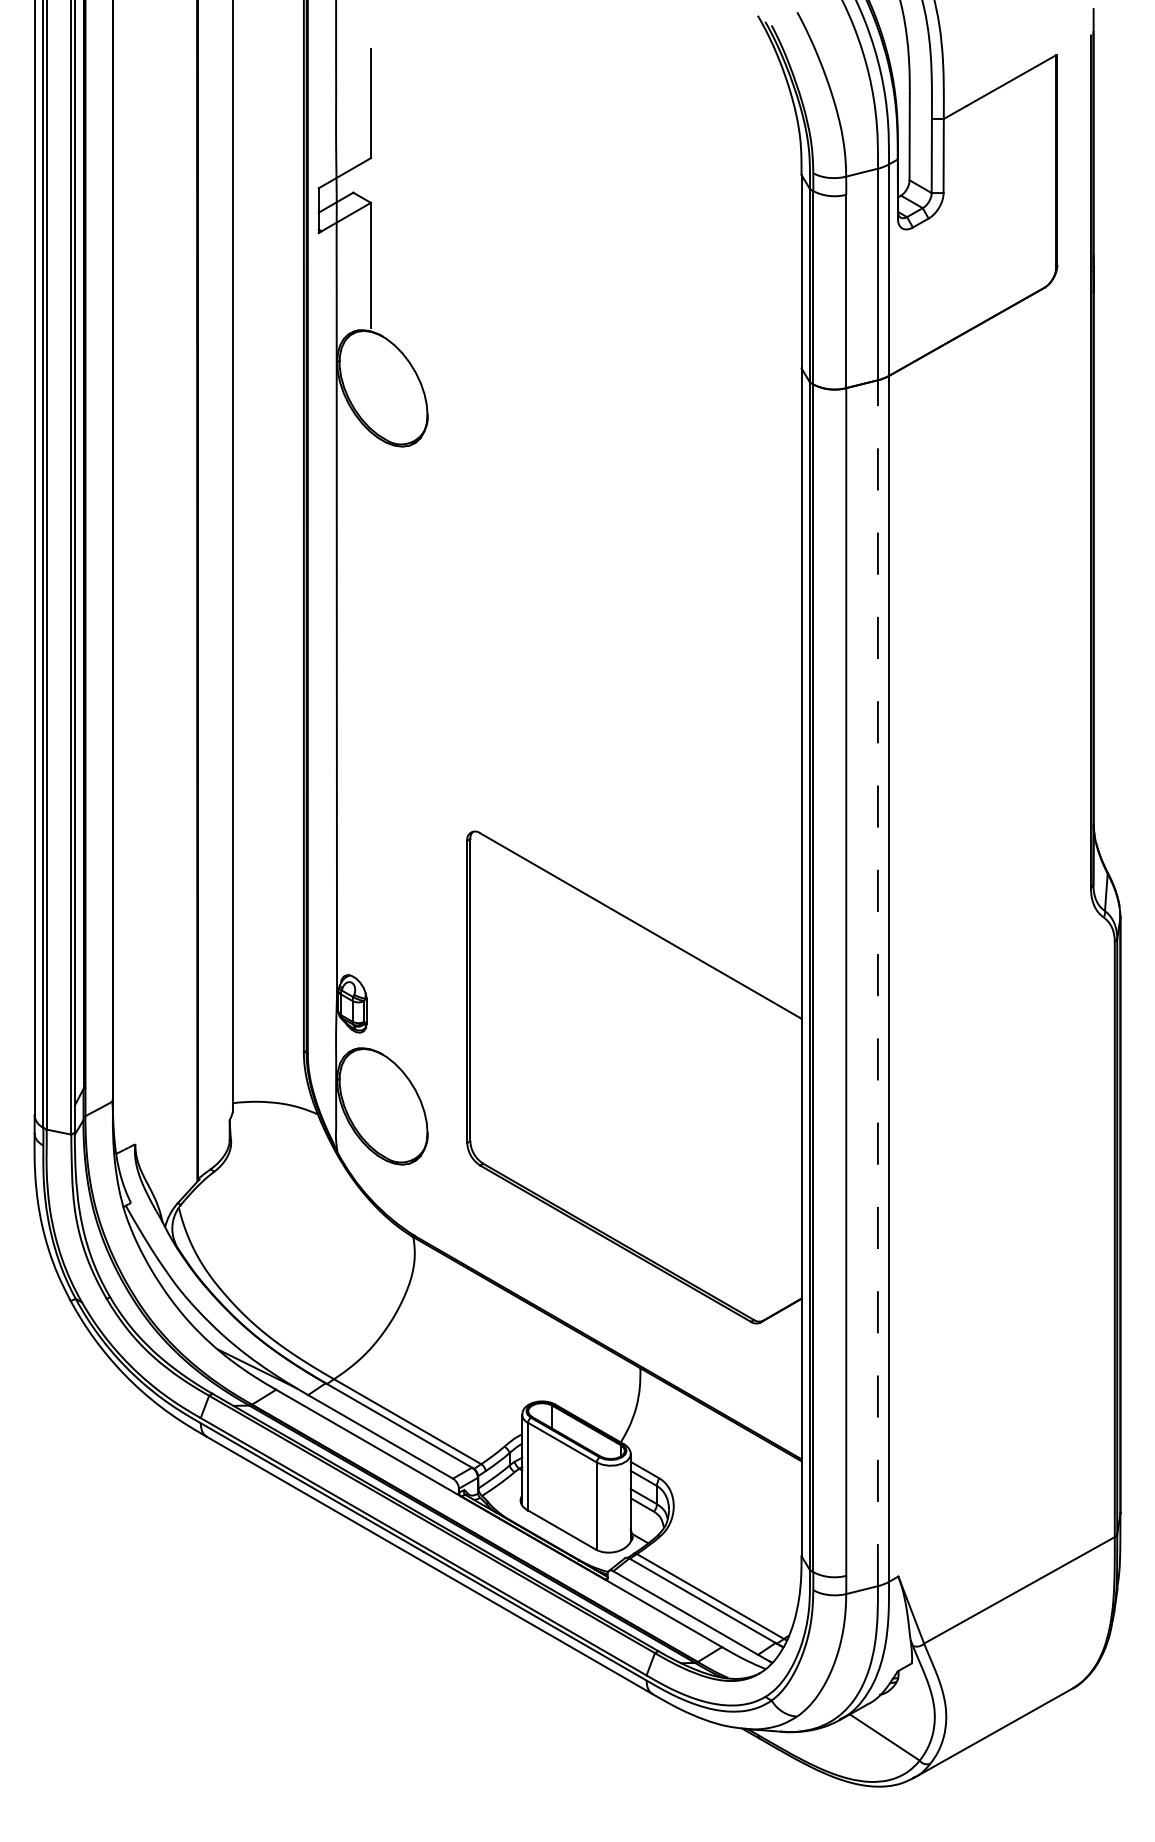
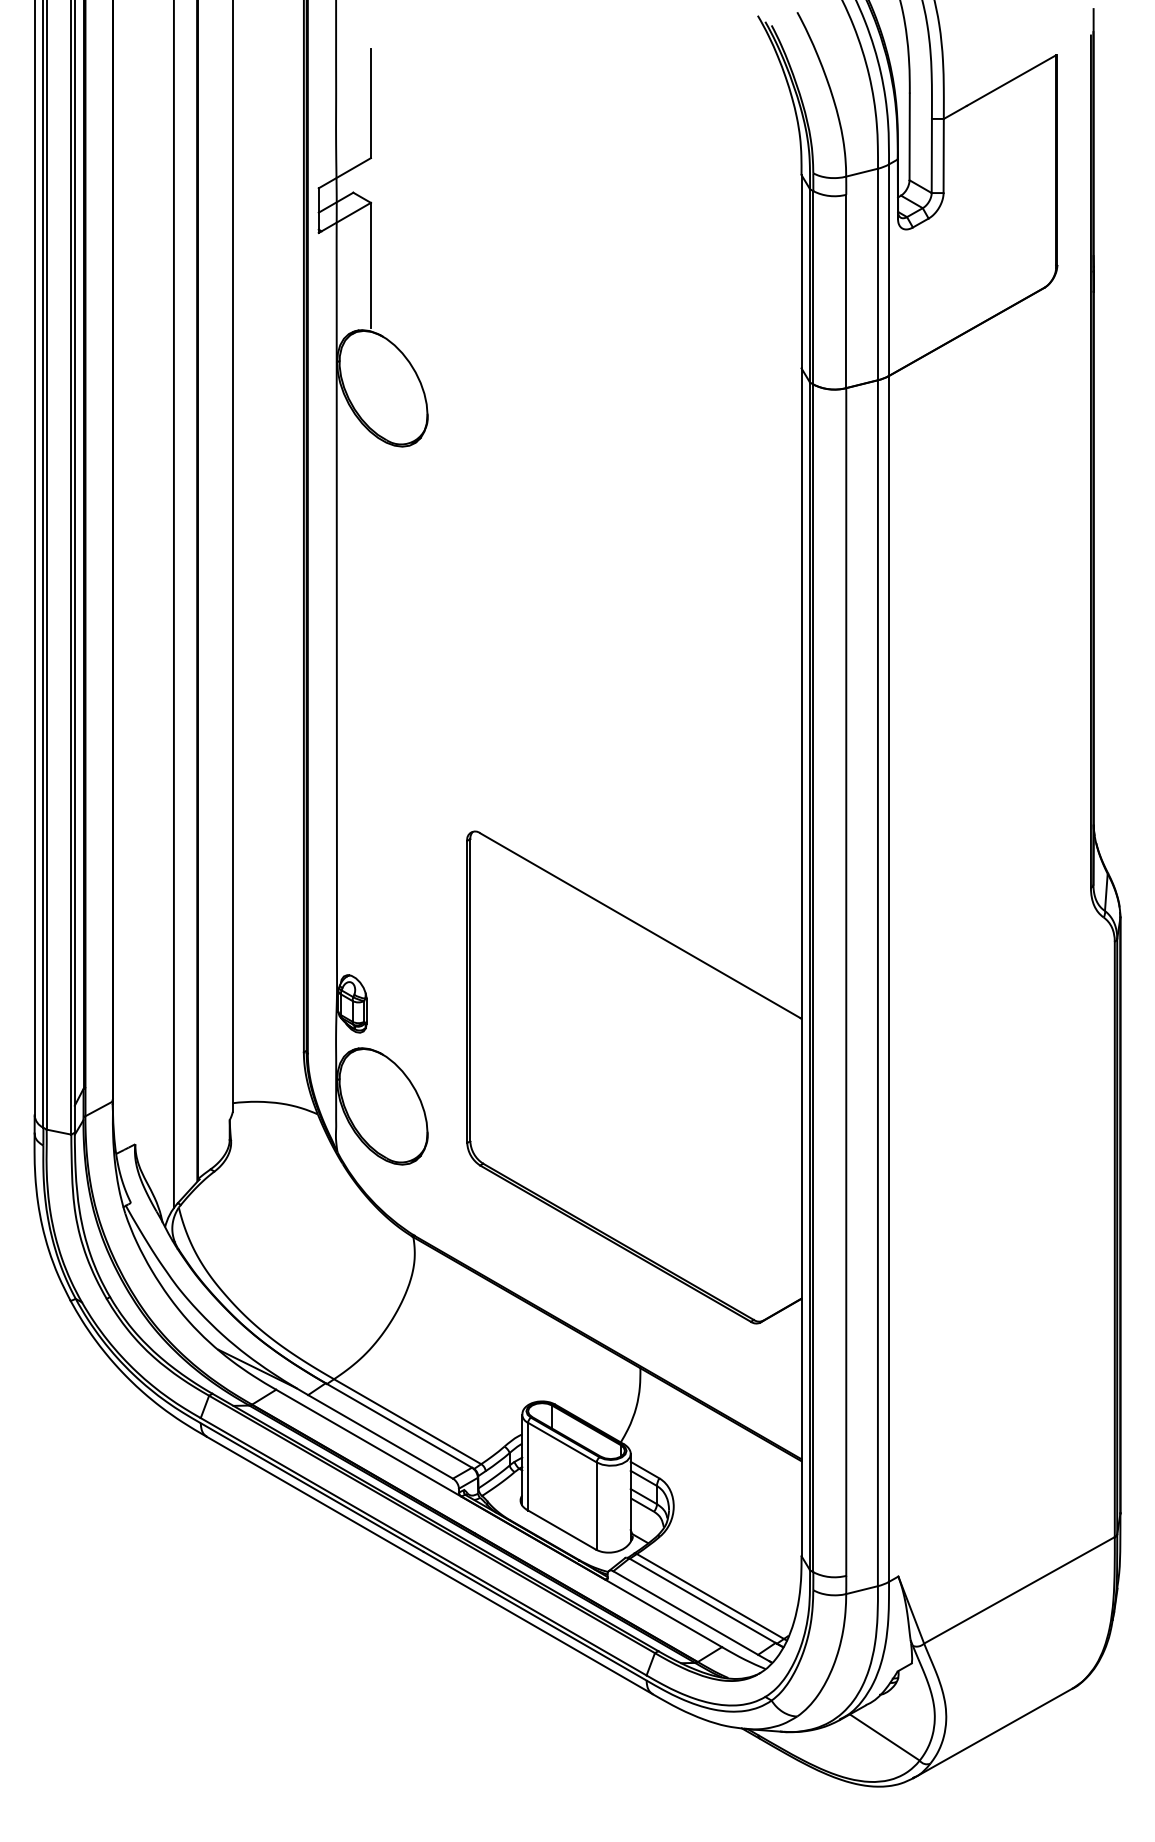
line: none -> present (173, 605)
line: dashed -> solid (877, 983)
